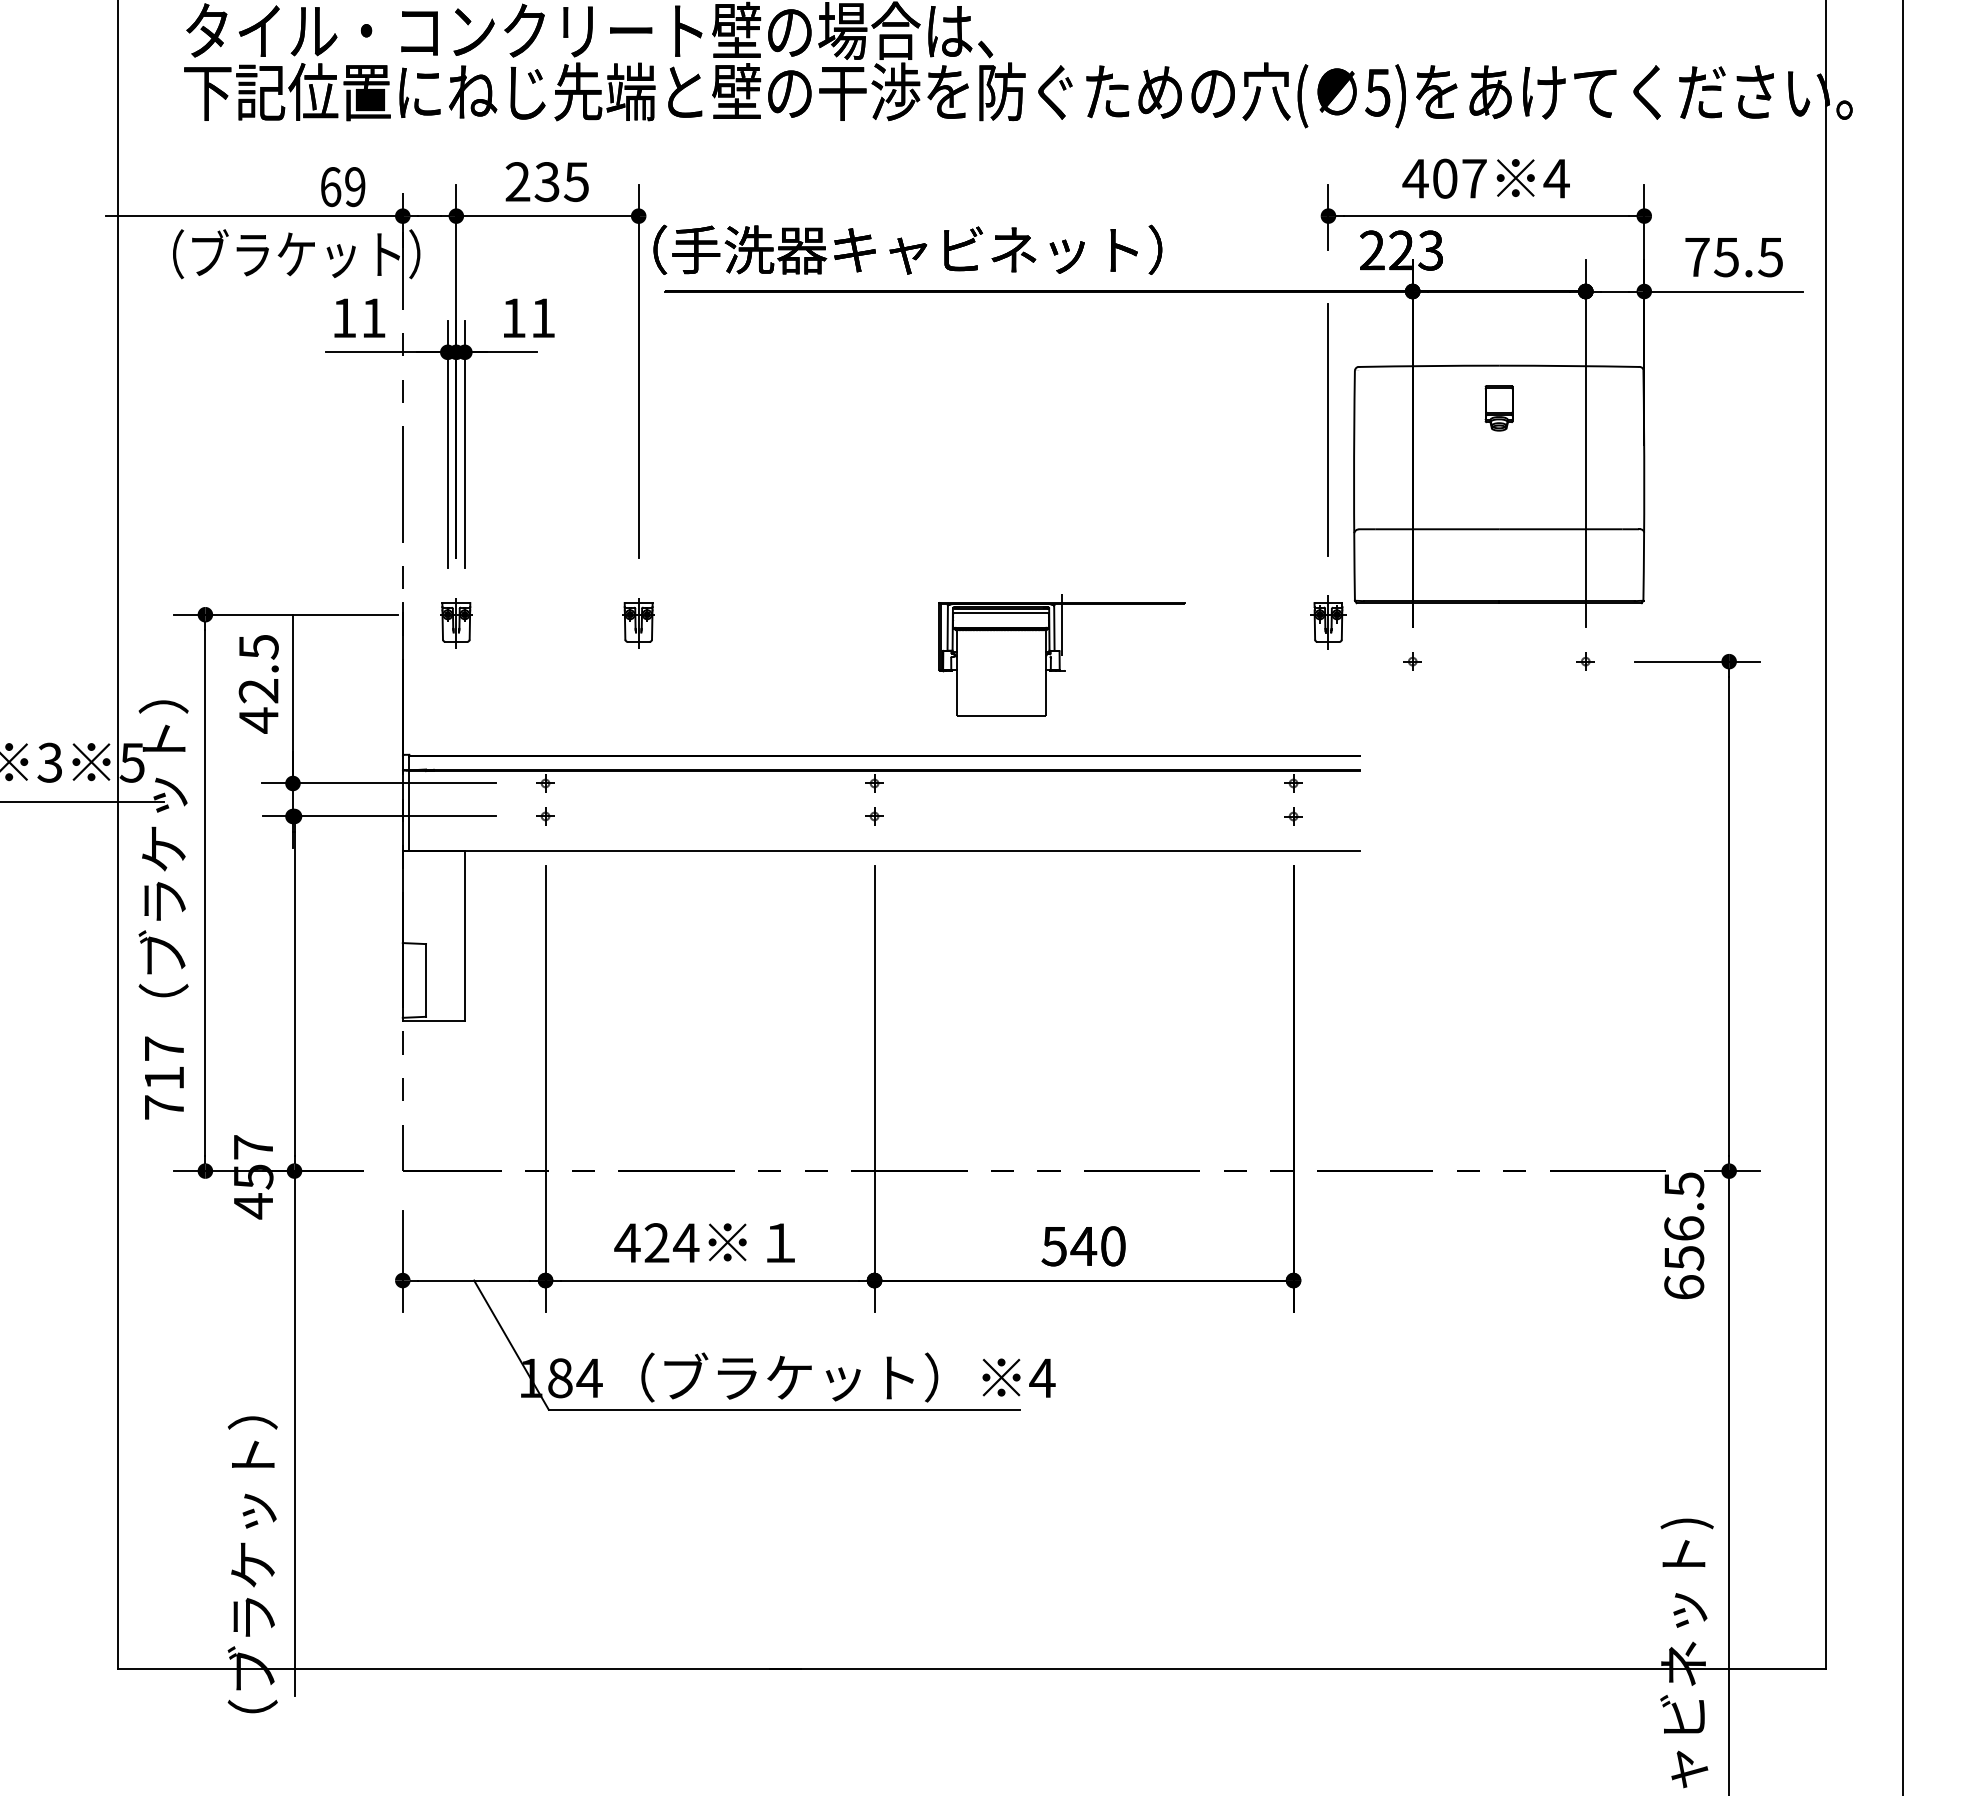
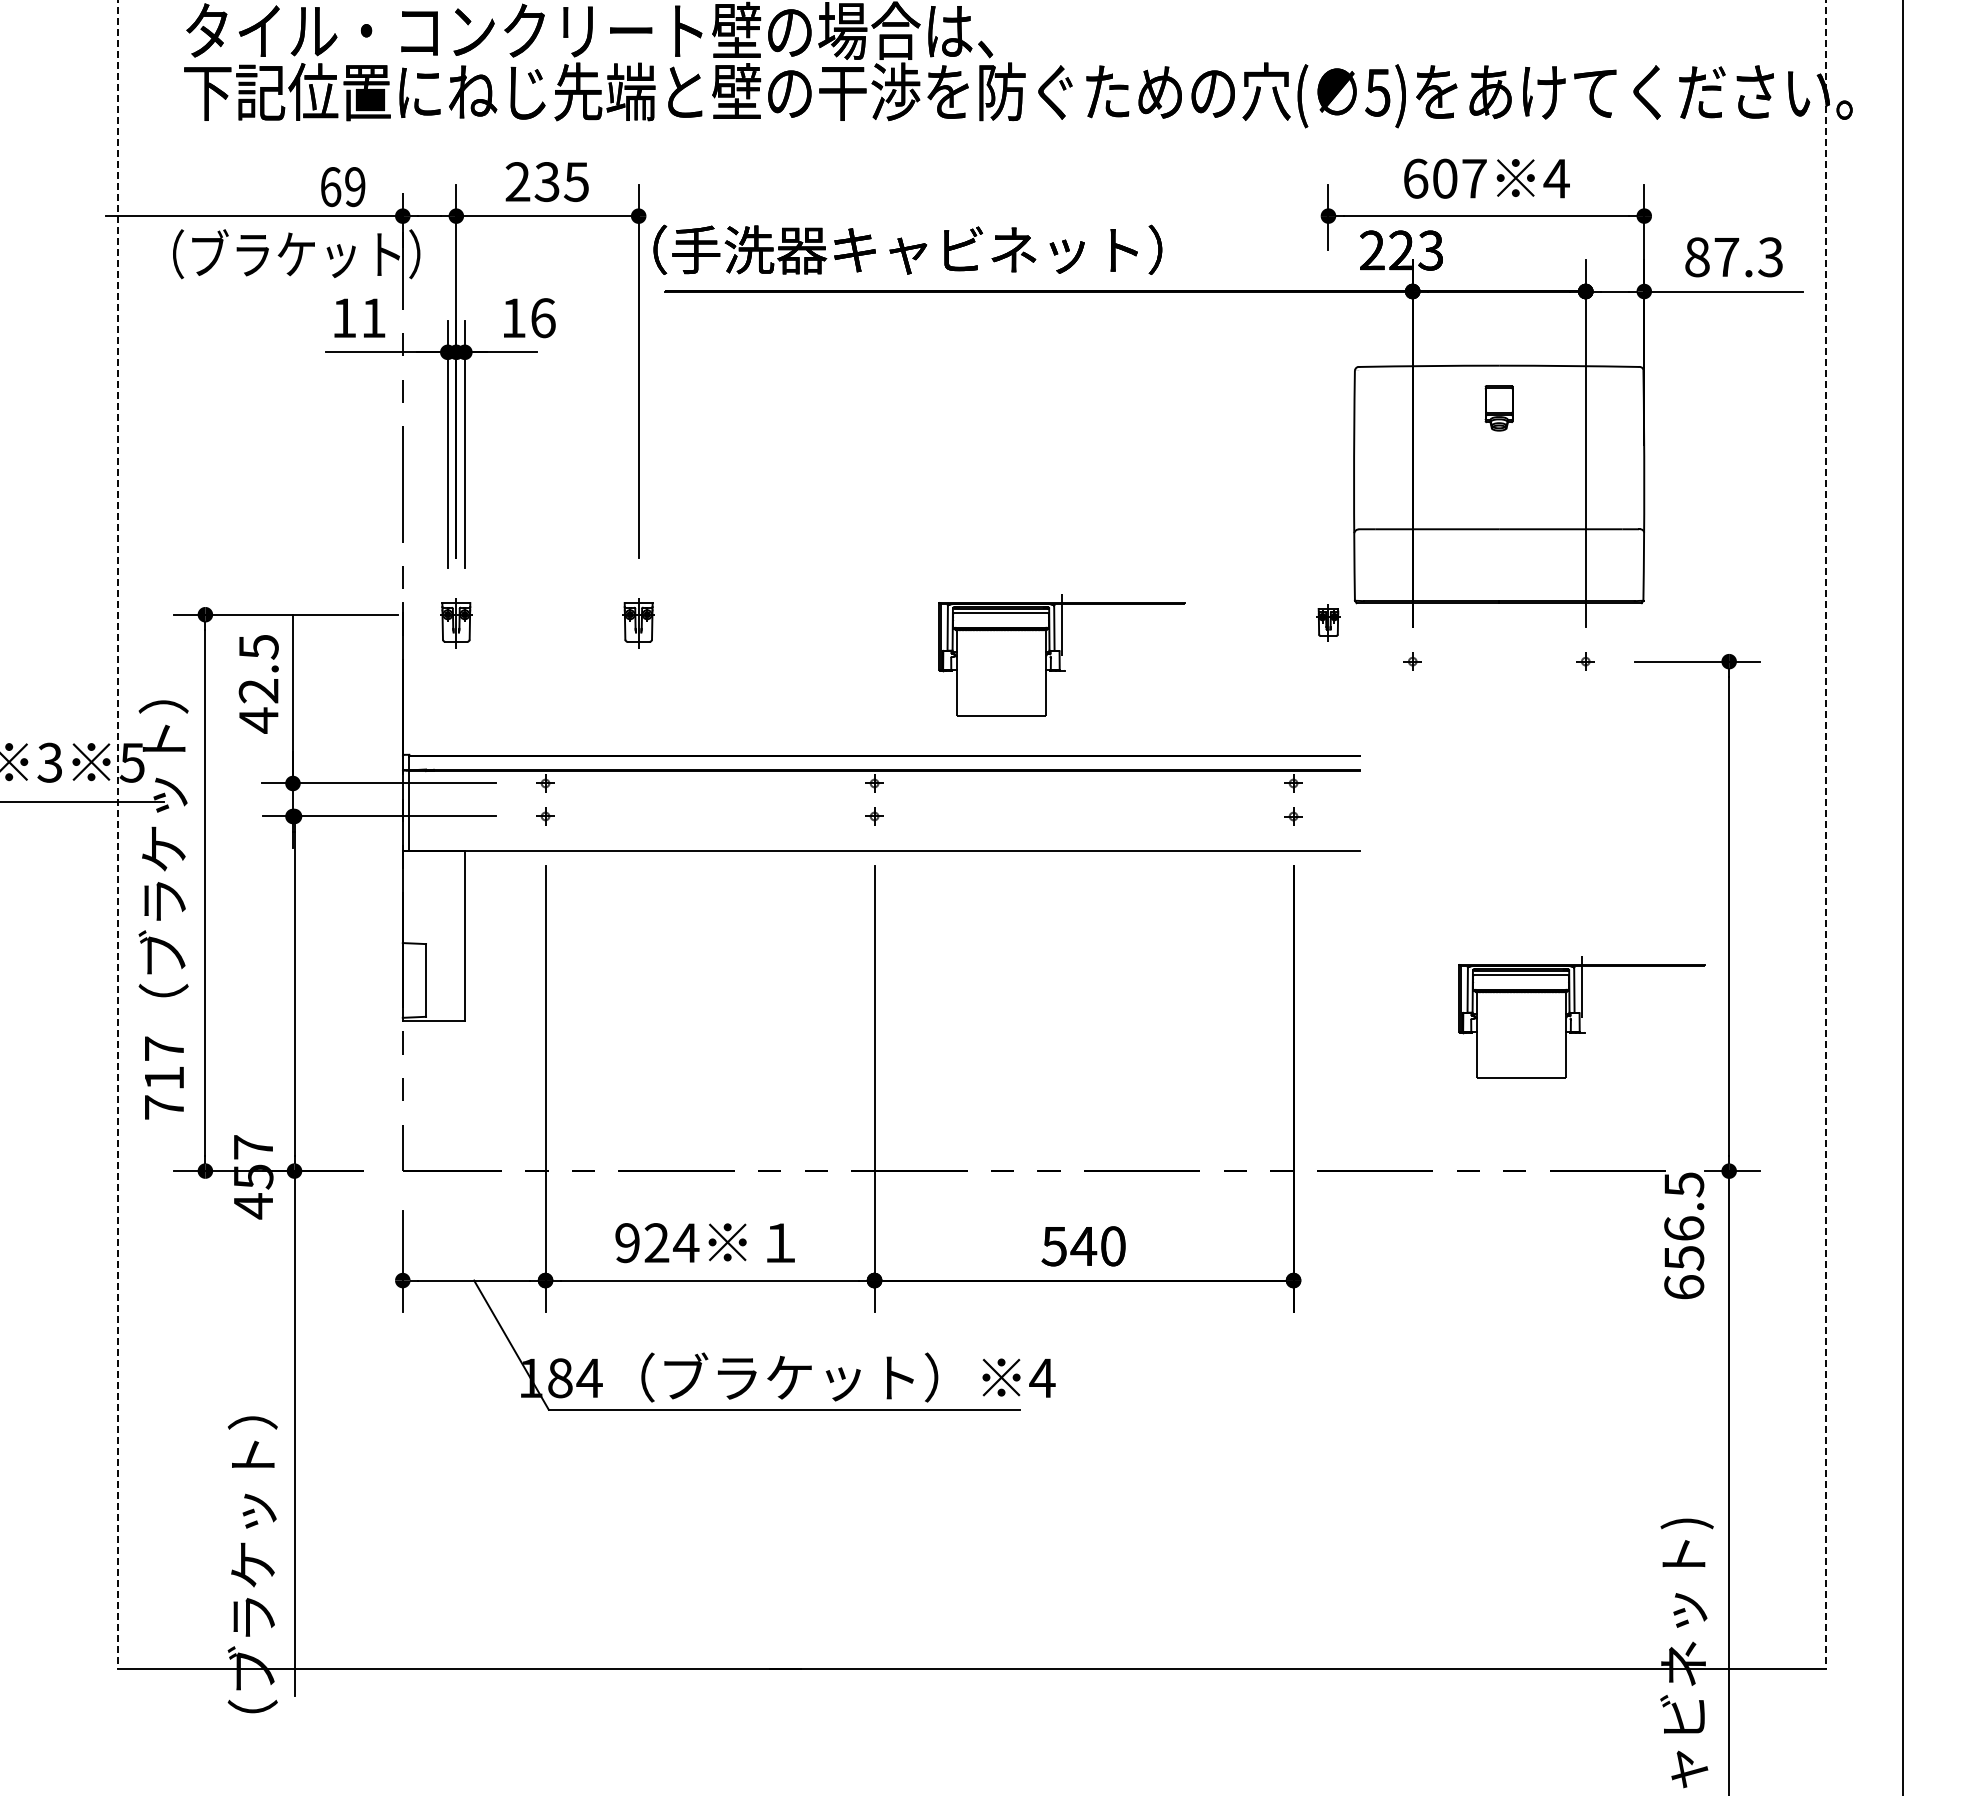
text: 407 -> 607 (1415, 178)
text: 75.5 -> 87.3 (1733, 257)
text: 11 -> 16 (543, 318)
line: present -> none (1328, 429)
part size: 37x55 px -> 25x38 px (1328, 622)
line: solid -> dashed (118, 835)
line: solid -> dashed (1825, 835)
part: none -> present (1581, 1017)
text: 424 -> 924 (627, 1243)
